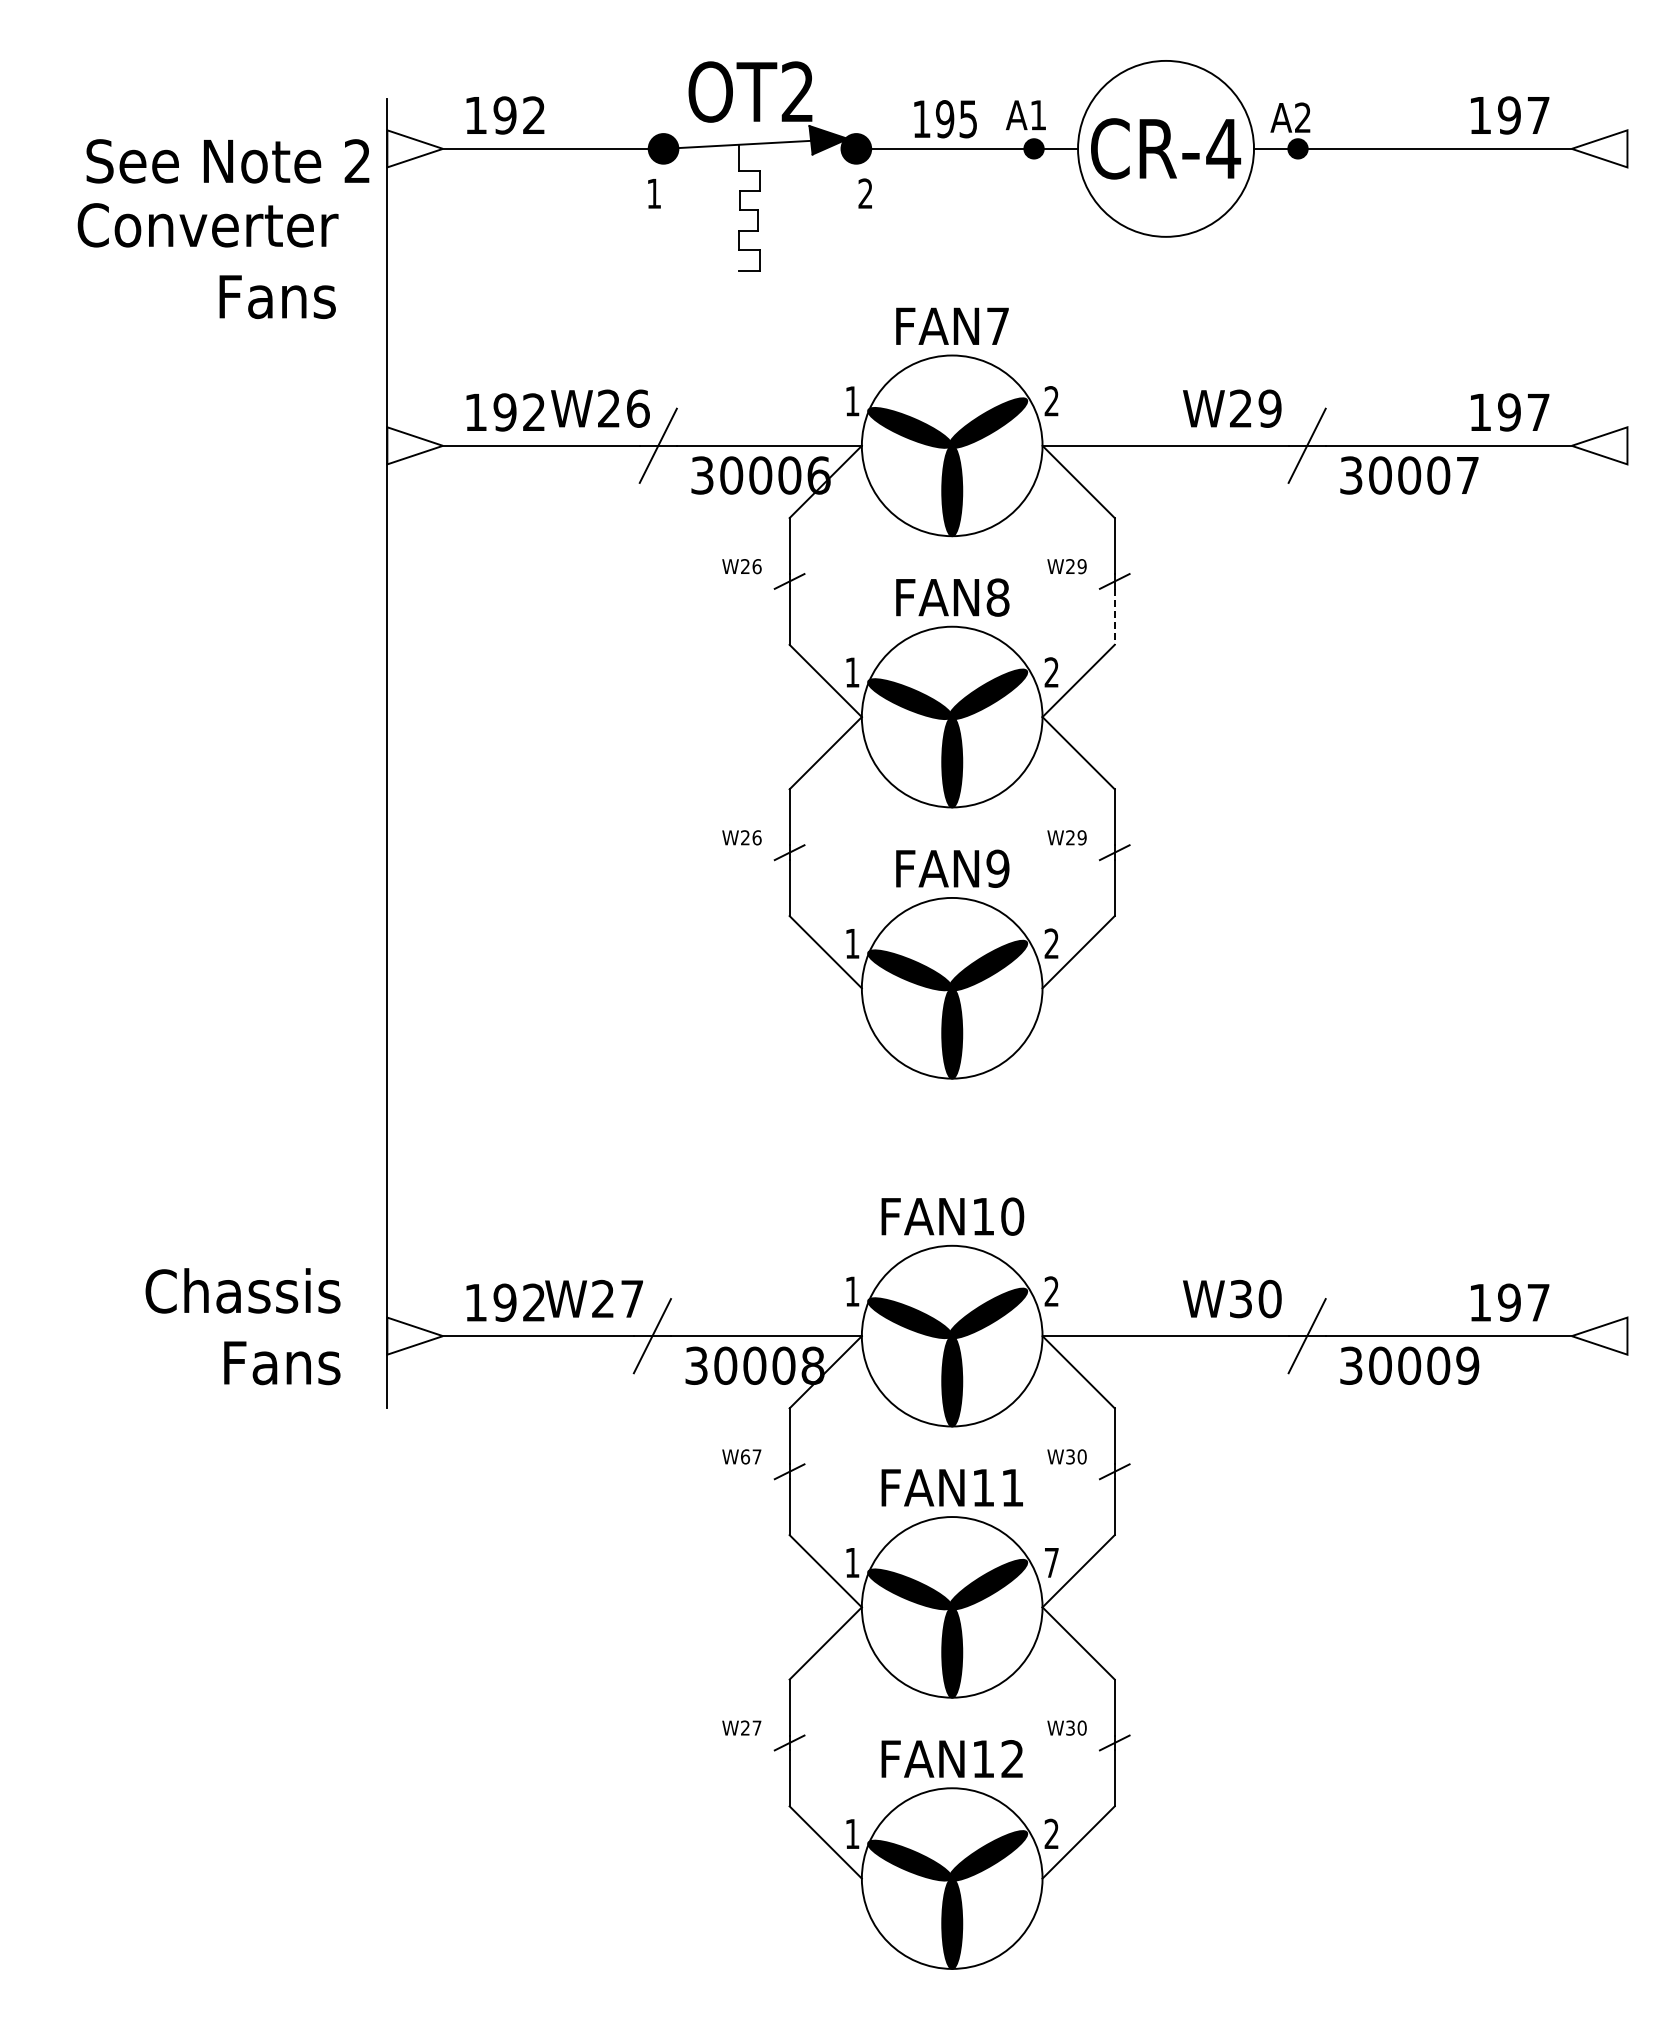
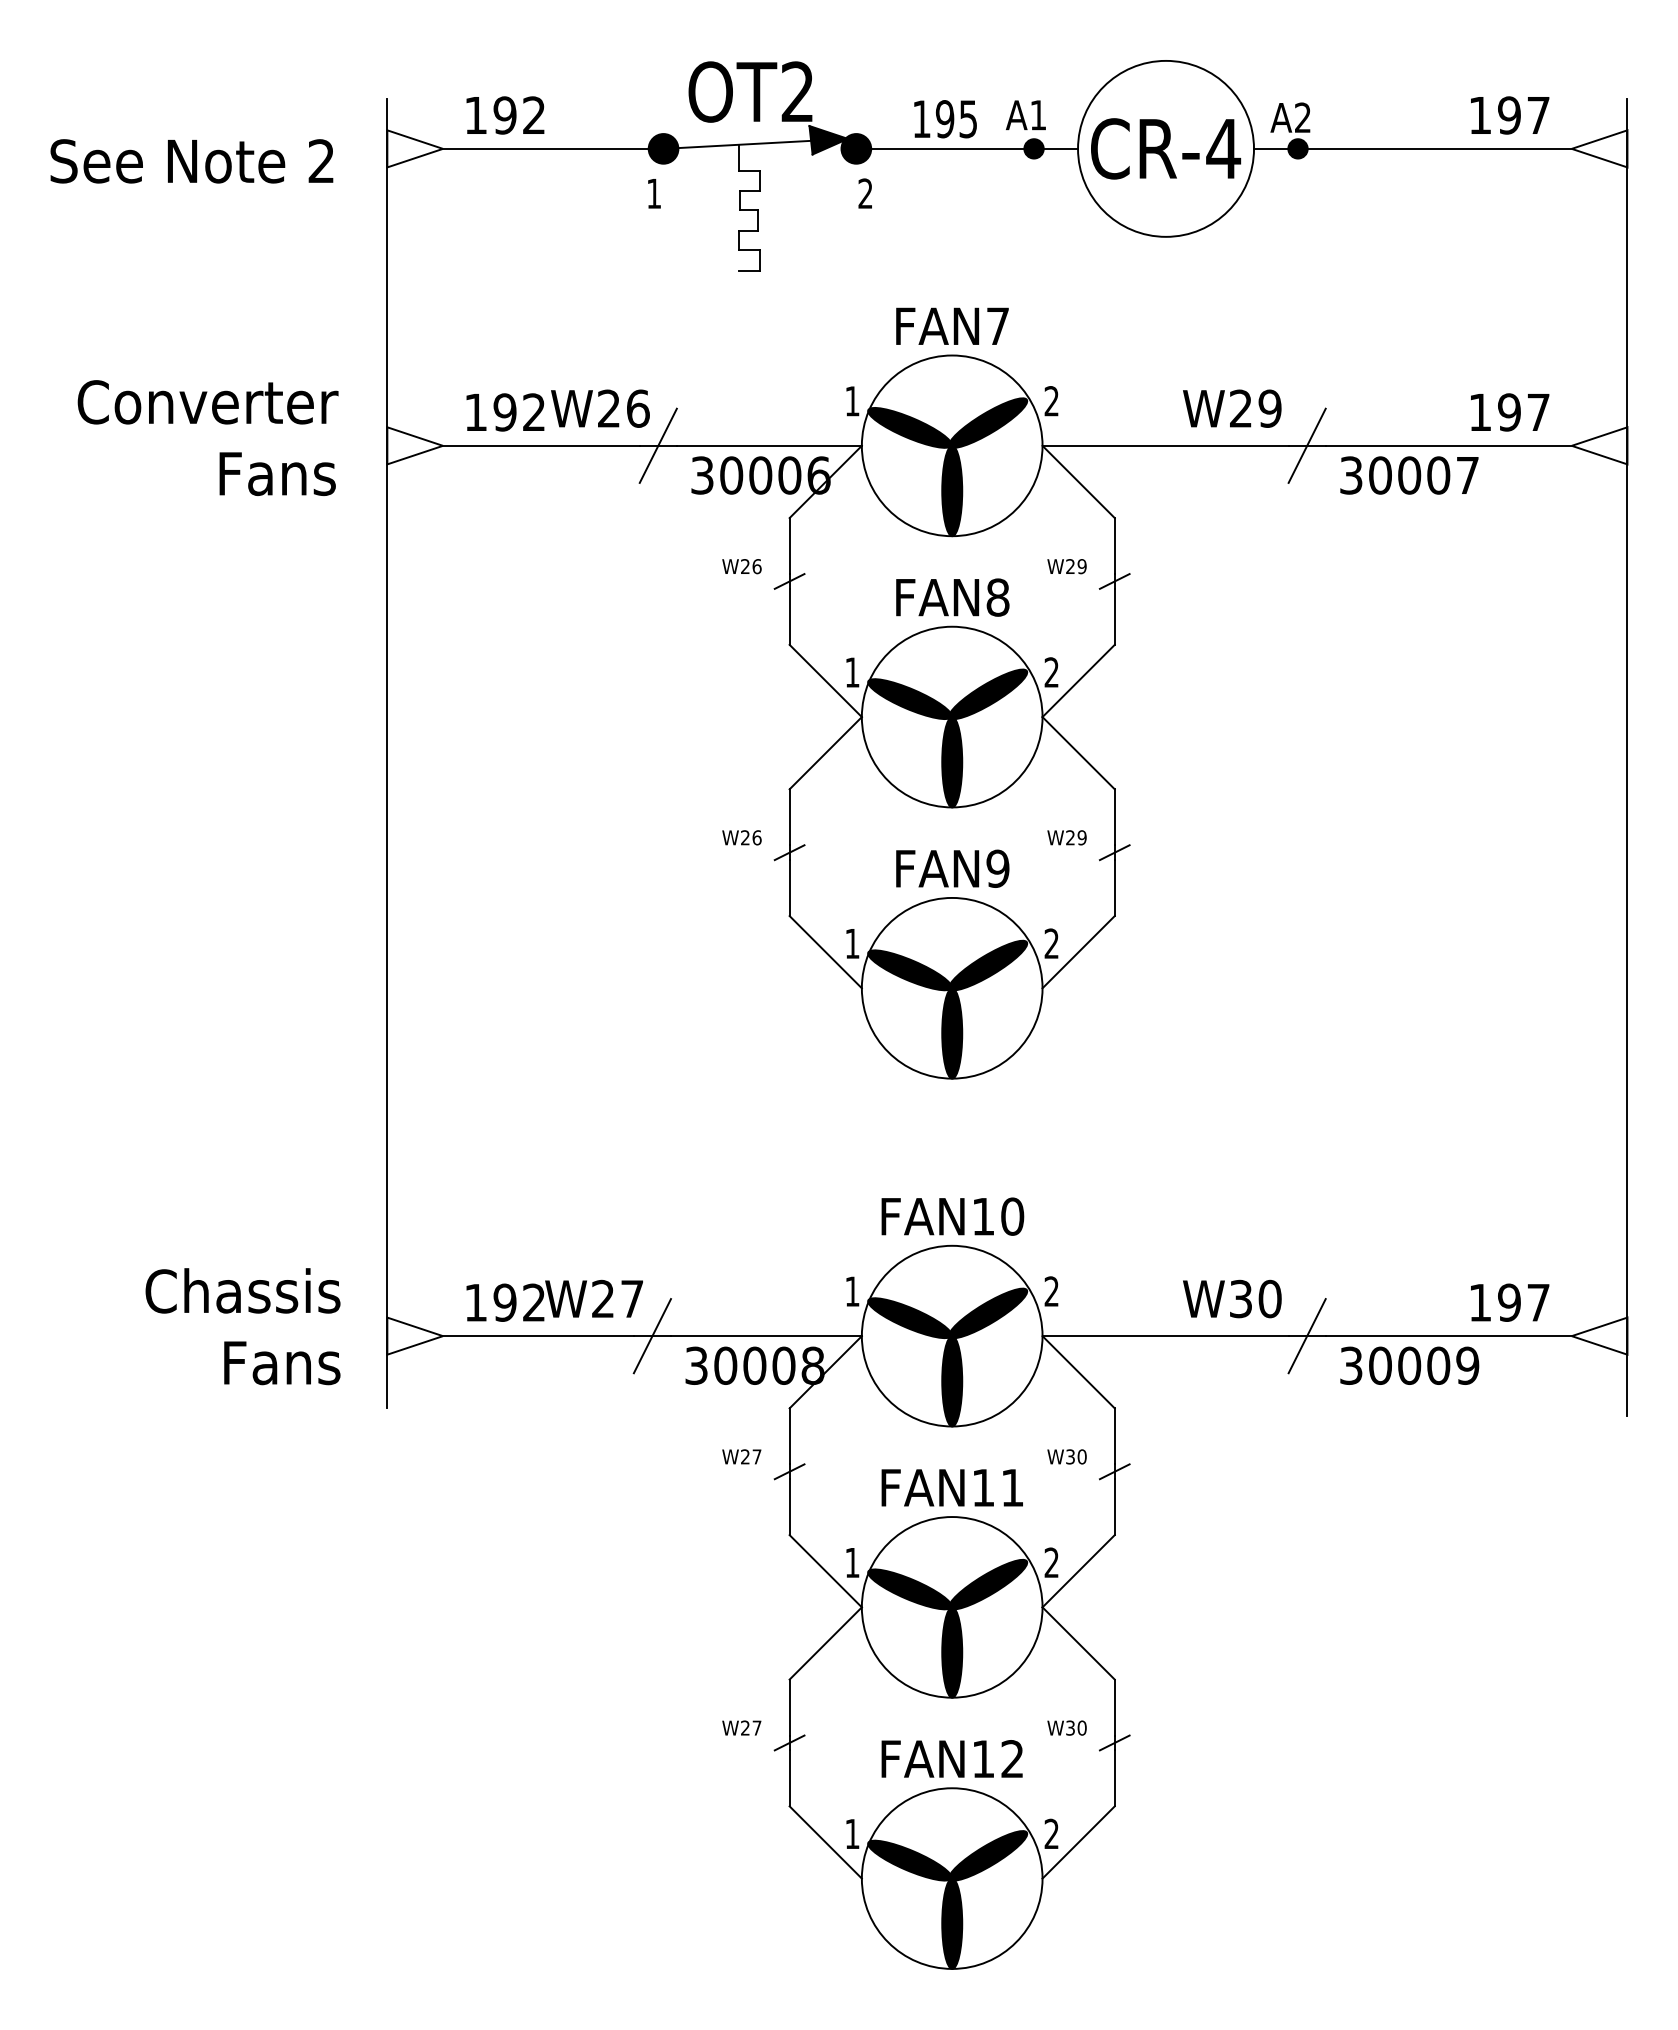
text position: (227, 161) -> (191, 161) (191, 161)
text position: (207, 260) -> (207, 437) (207, 437)
line: dashed -> solid (1114, 616)
line: none -> present (1627, 757)
text: W67 -> W27 (745, 1456)
text: 7 -> 2 (1051, 1562)
